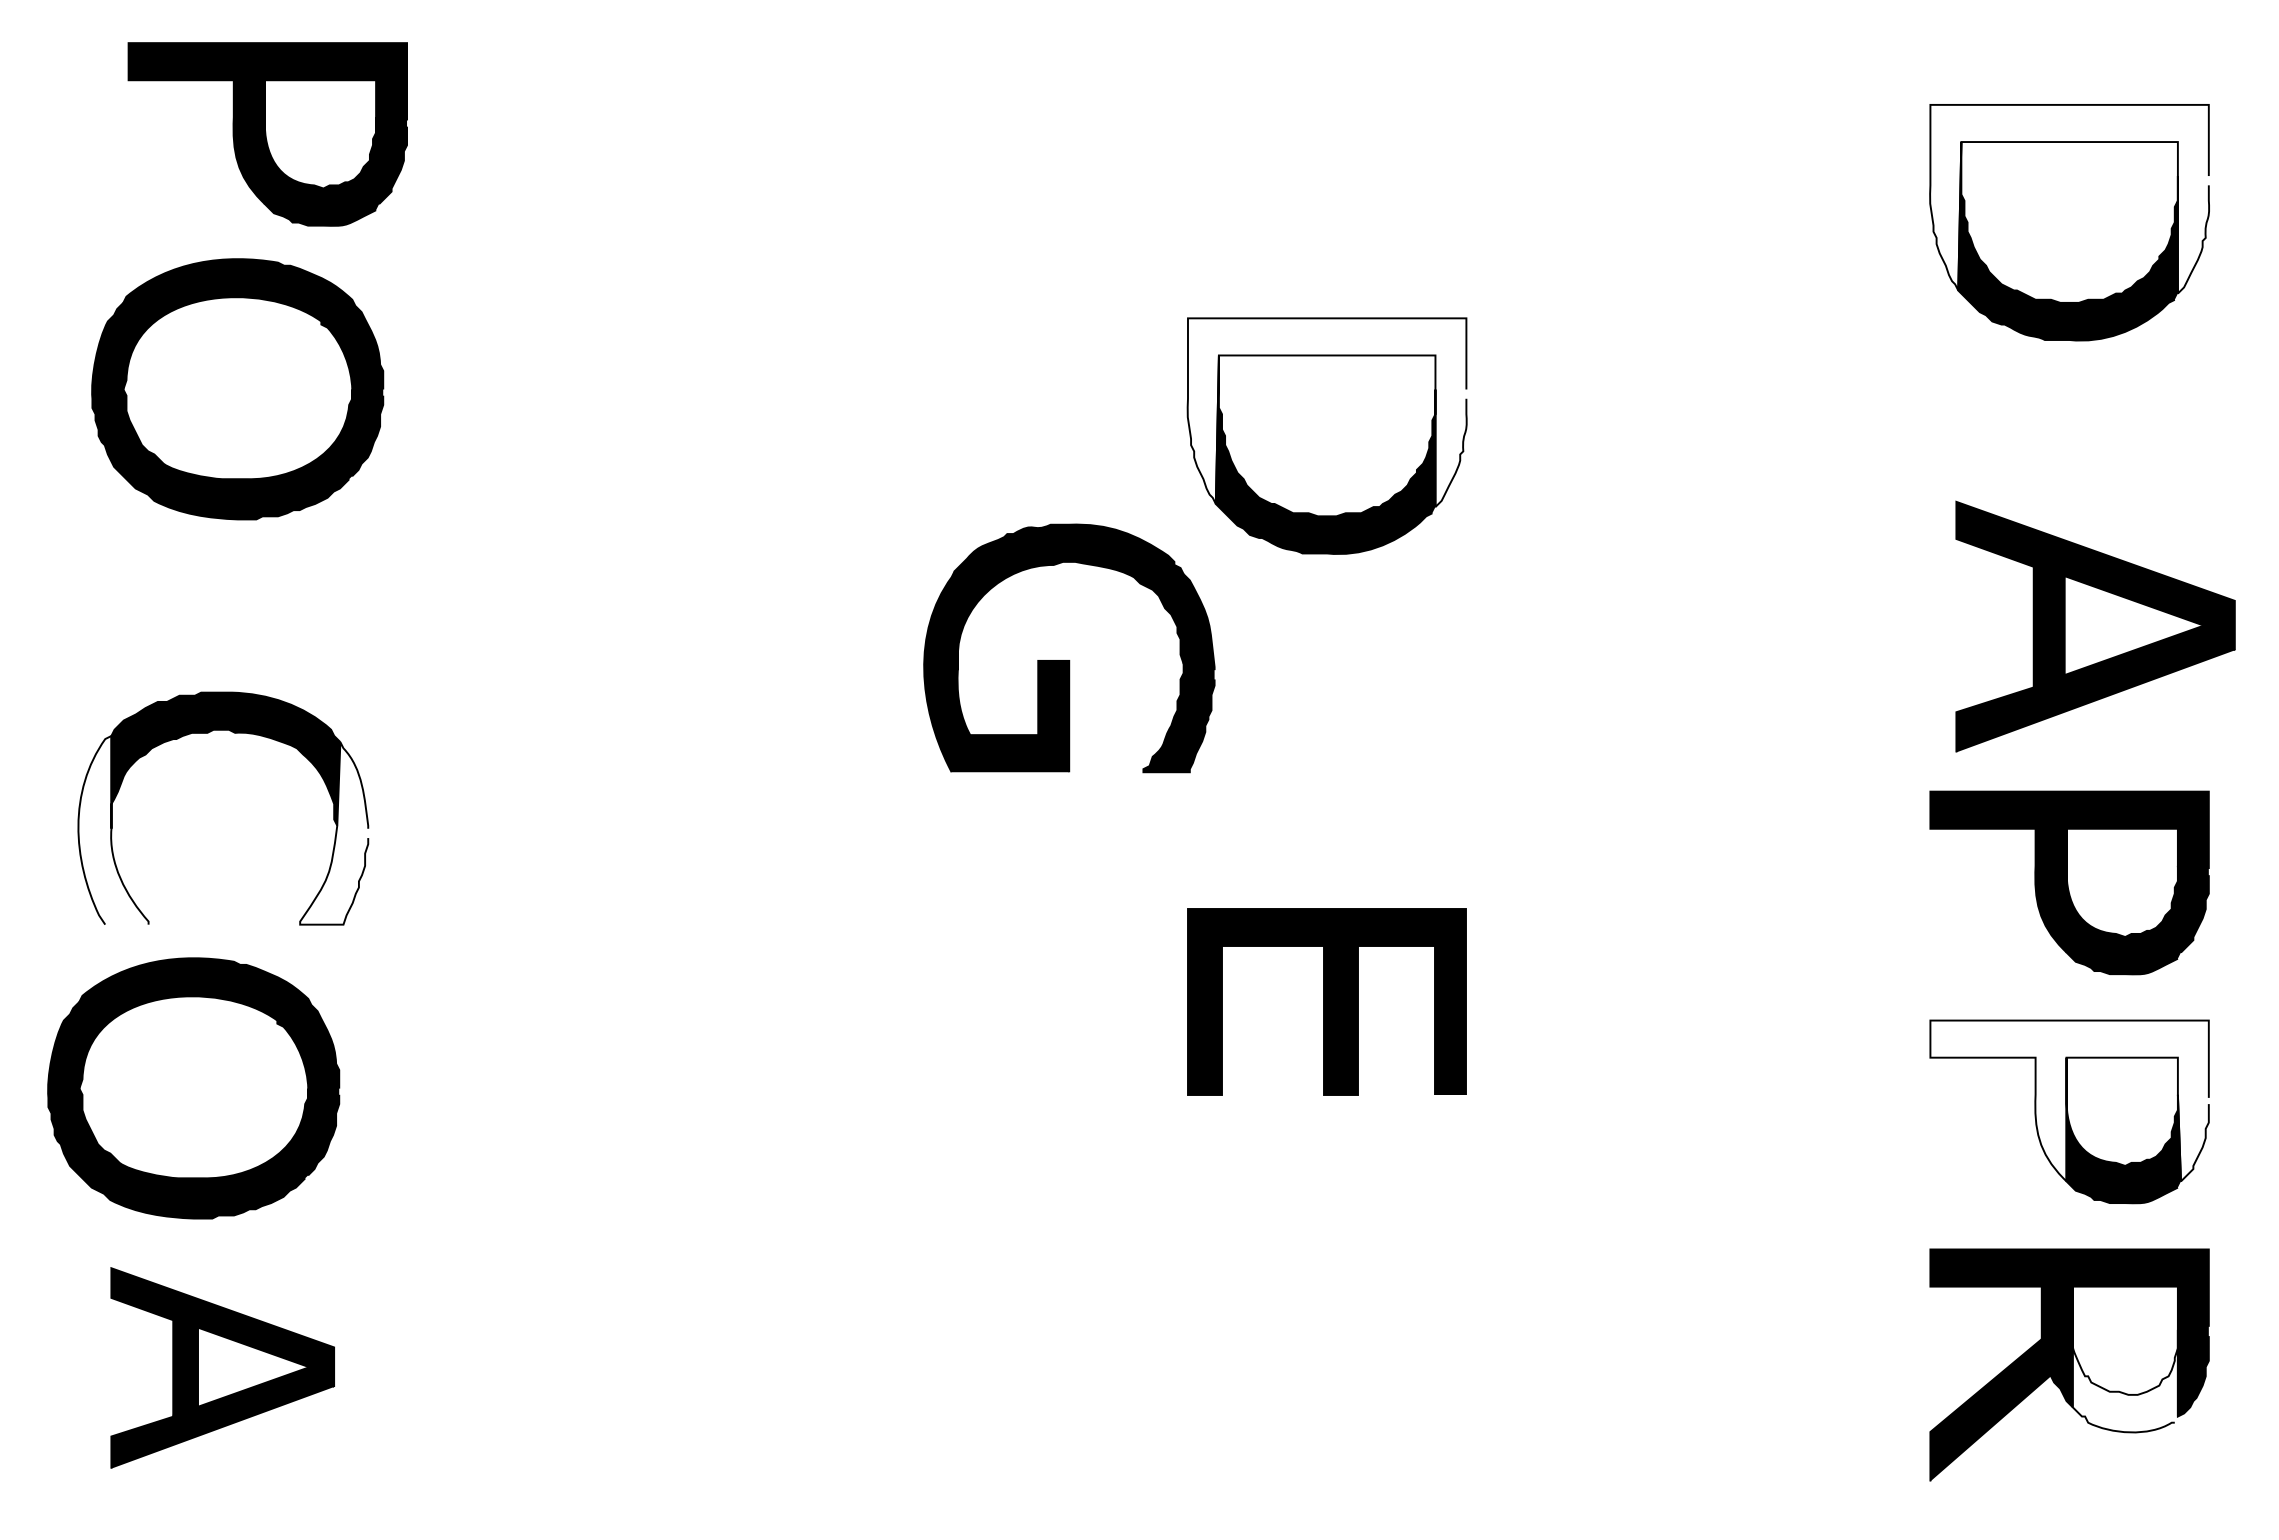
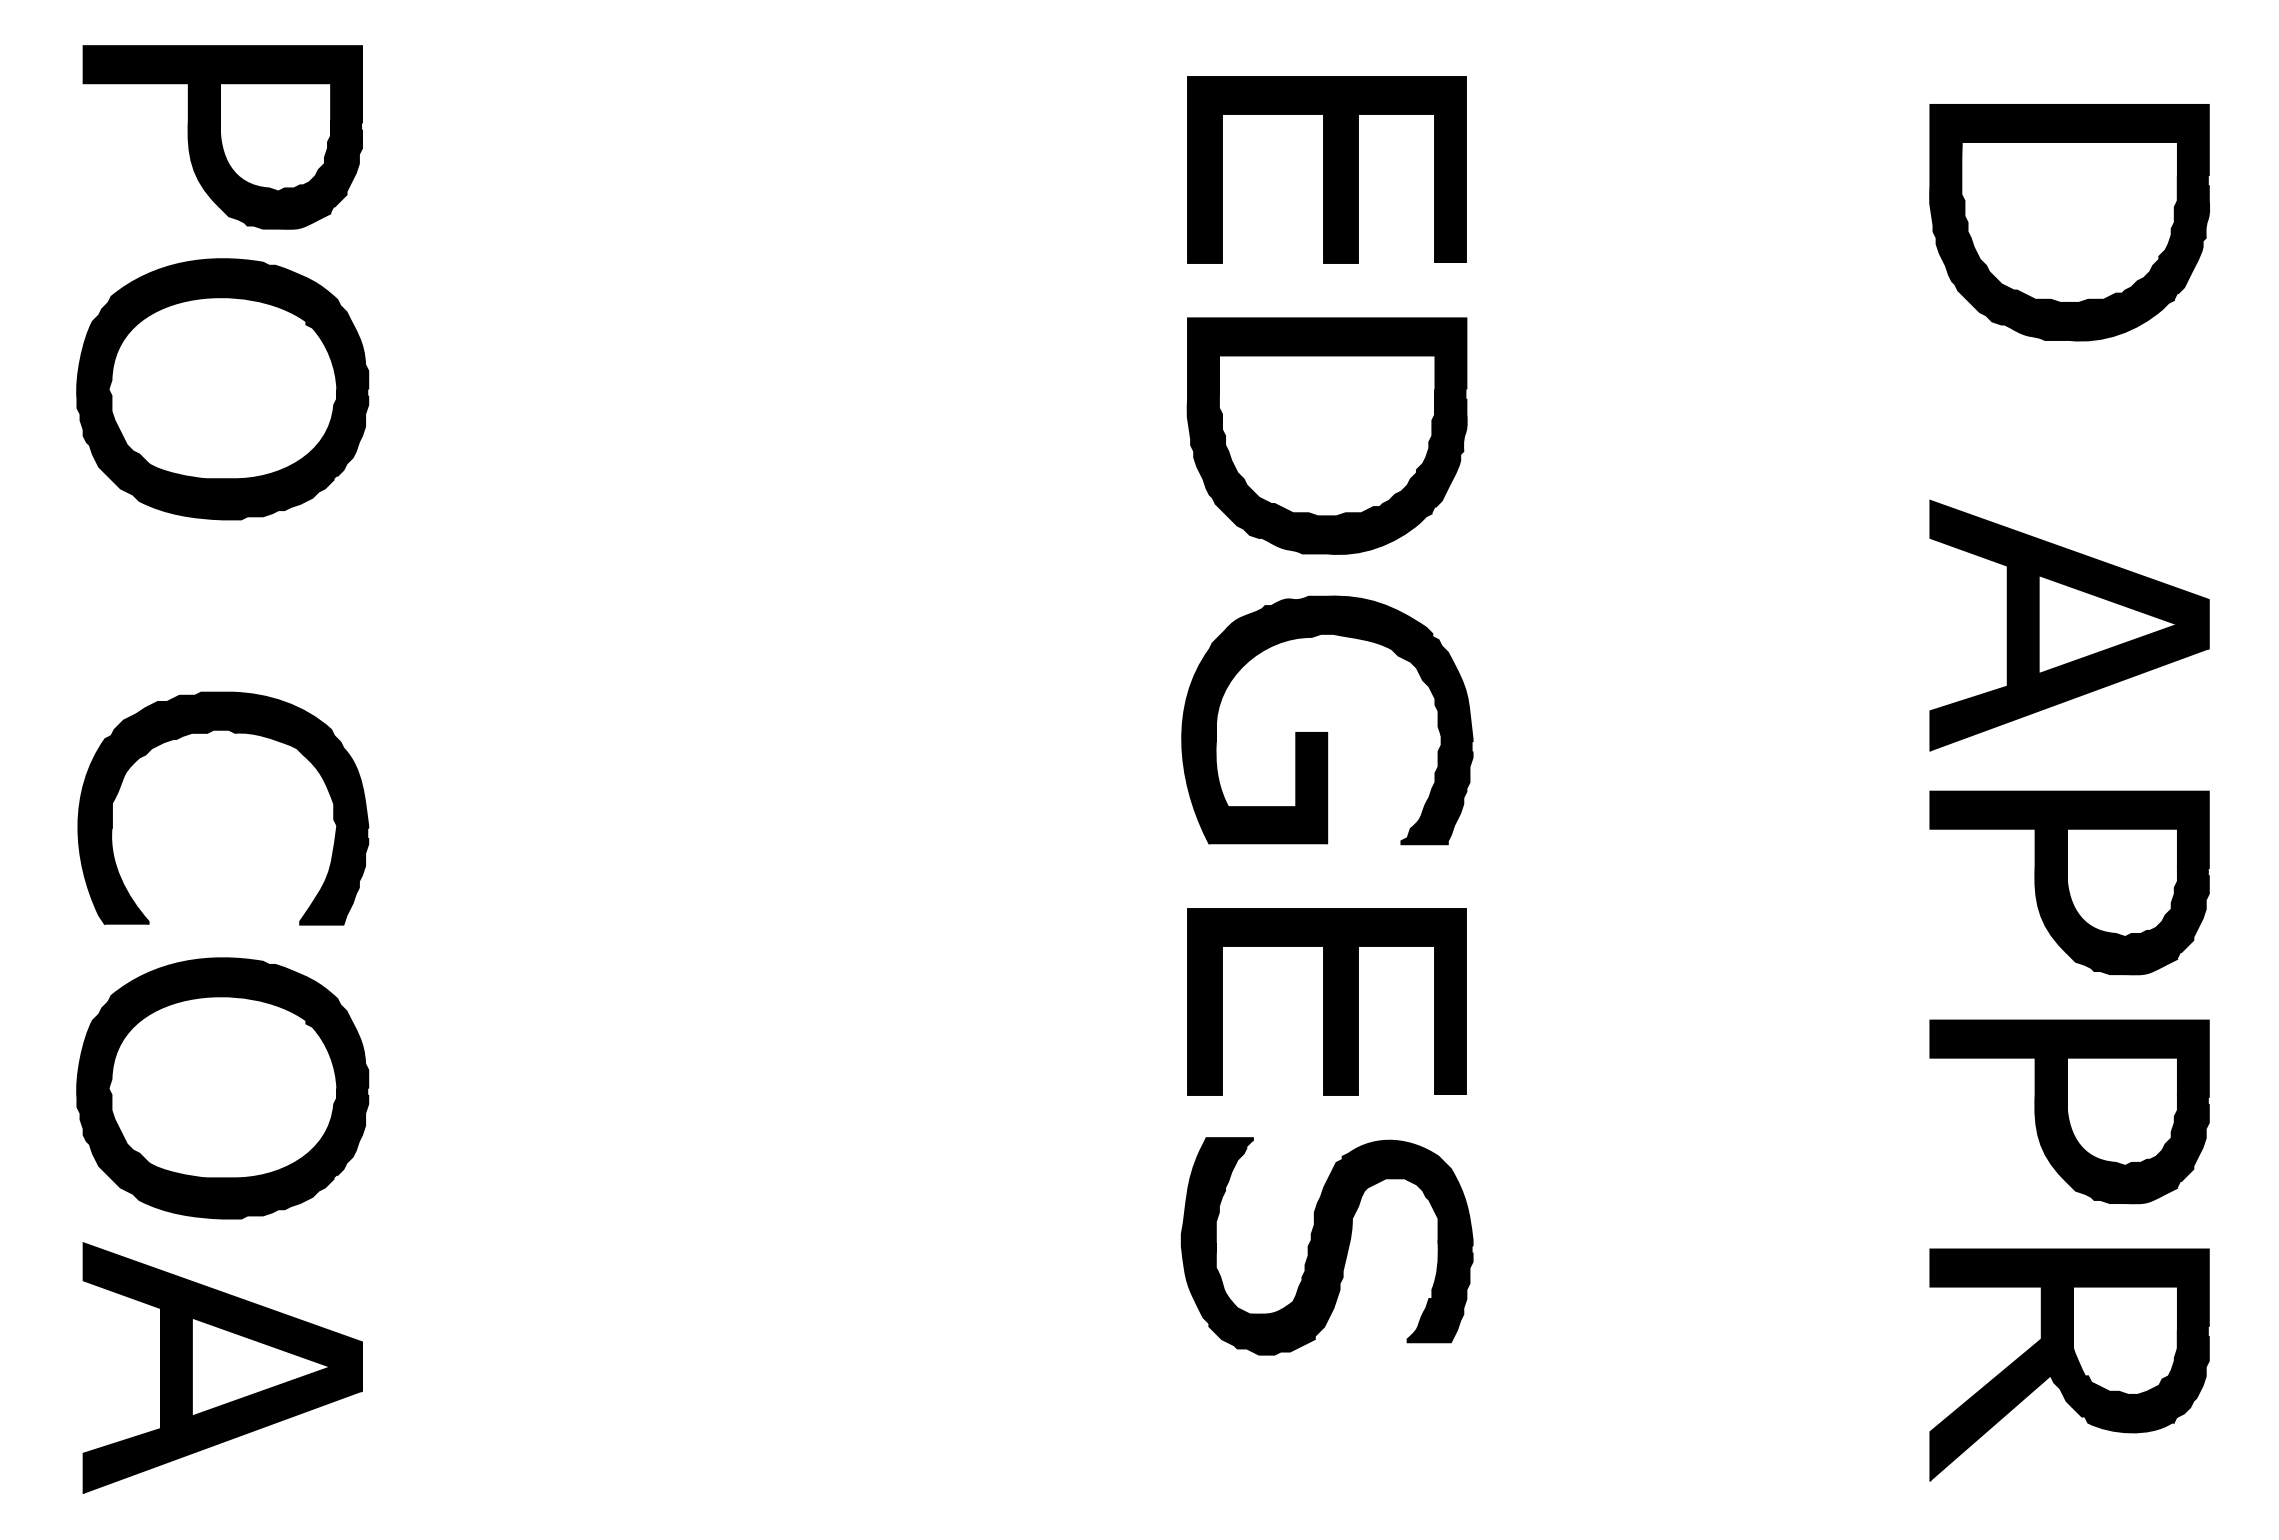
part position: (267, 134) -> (222, 137) (222, 137)
part: none -> present (1326, 169)
fill: none -> present (2069, 198)
part position: (237, 389) -> (222, 389) (222, 389)
fill: none -> present (1326, 412)
part position: (2095, 626) -> (2069, 625) (2069, 625)
part position: (1069, 660) -> (1327, 732) (1327, 732)
fill: none -> present (113, 829)
fill: none -> present (334, 833)
part position: (193, 1088) -> (222, 1088) (222, 1088)
fill: none -> present (2069, 1100)
part: none -> present (1326, 1246)
fill: none -> present (2124, 1359)
part size: 225x202 px -> 281x252 px (222, 1367)
